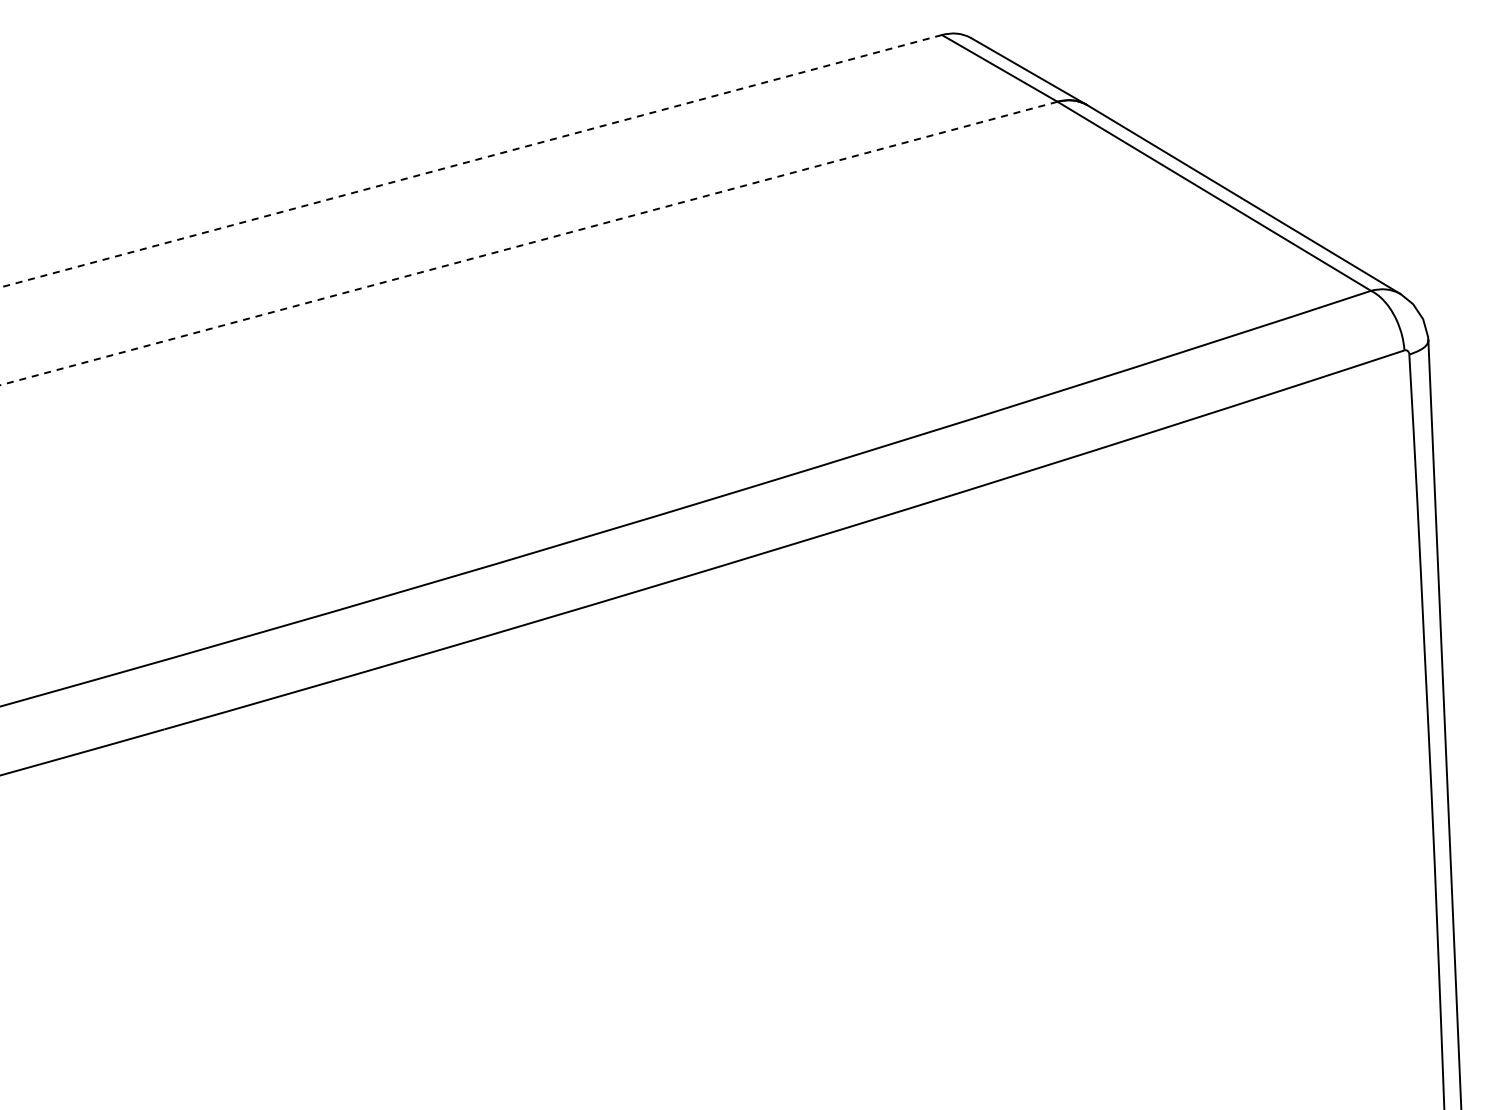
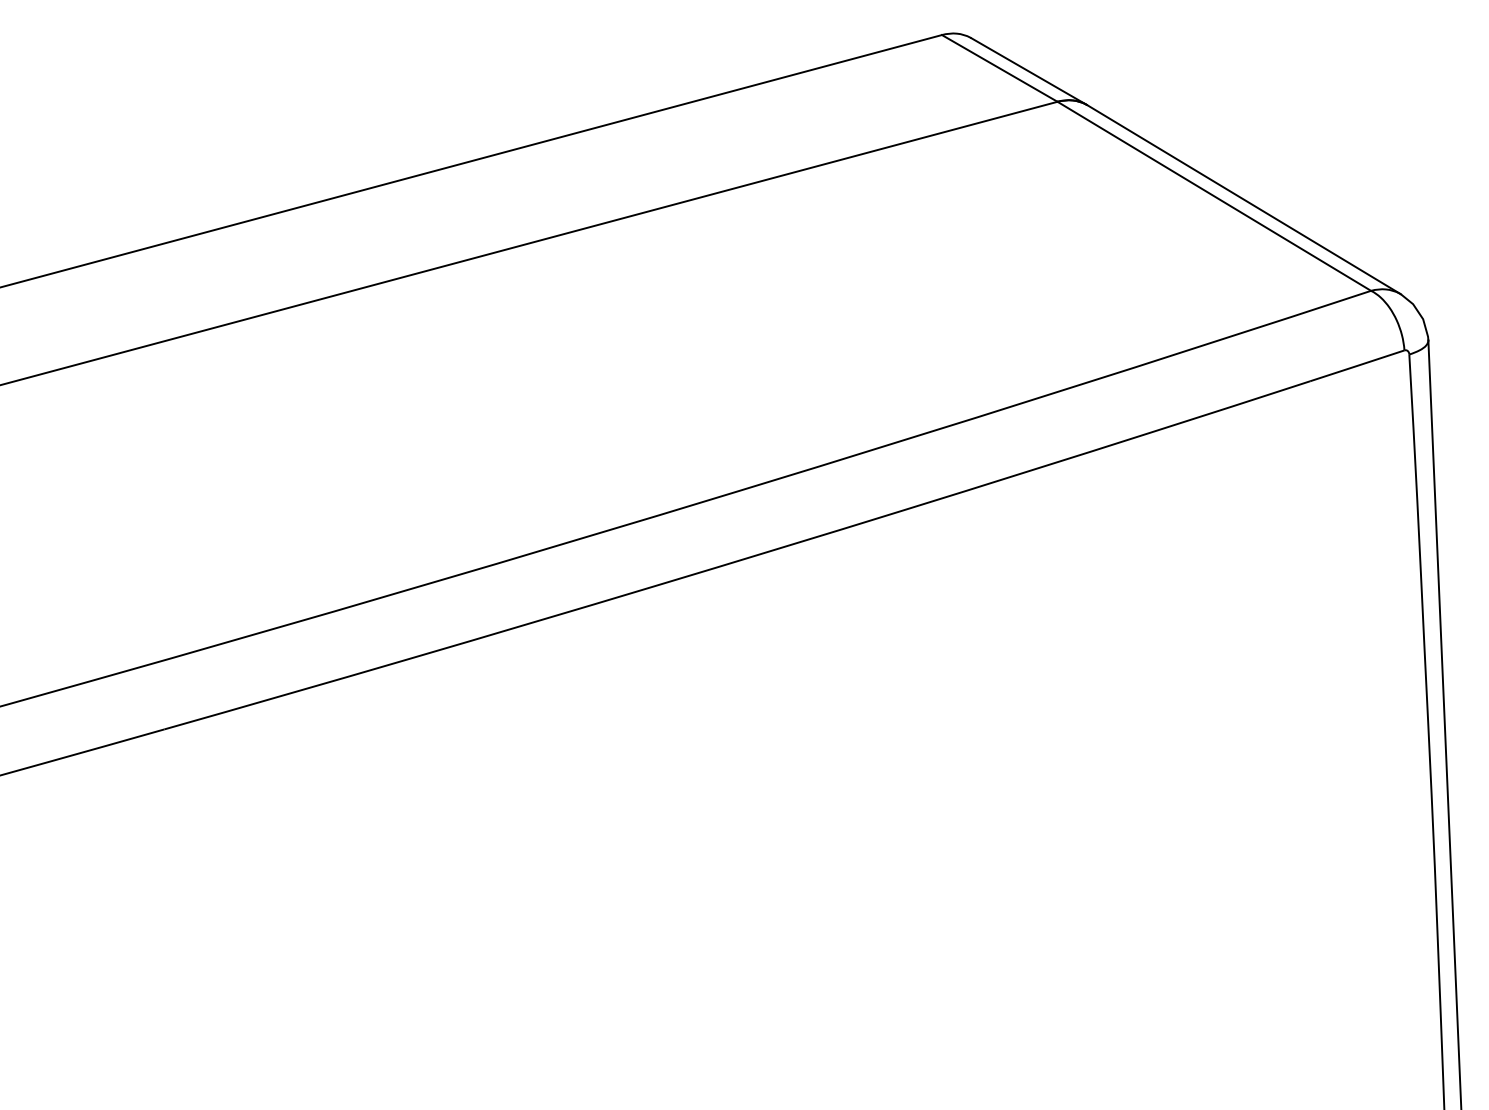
line: dashed -> solid (470, 161)
line: dashed -> solid (528, 243)
